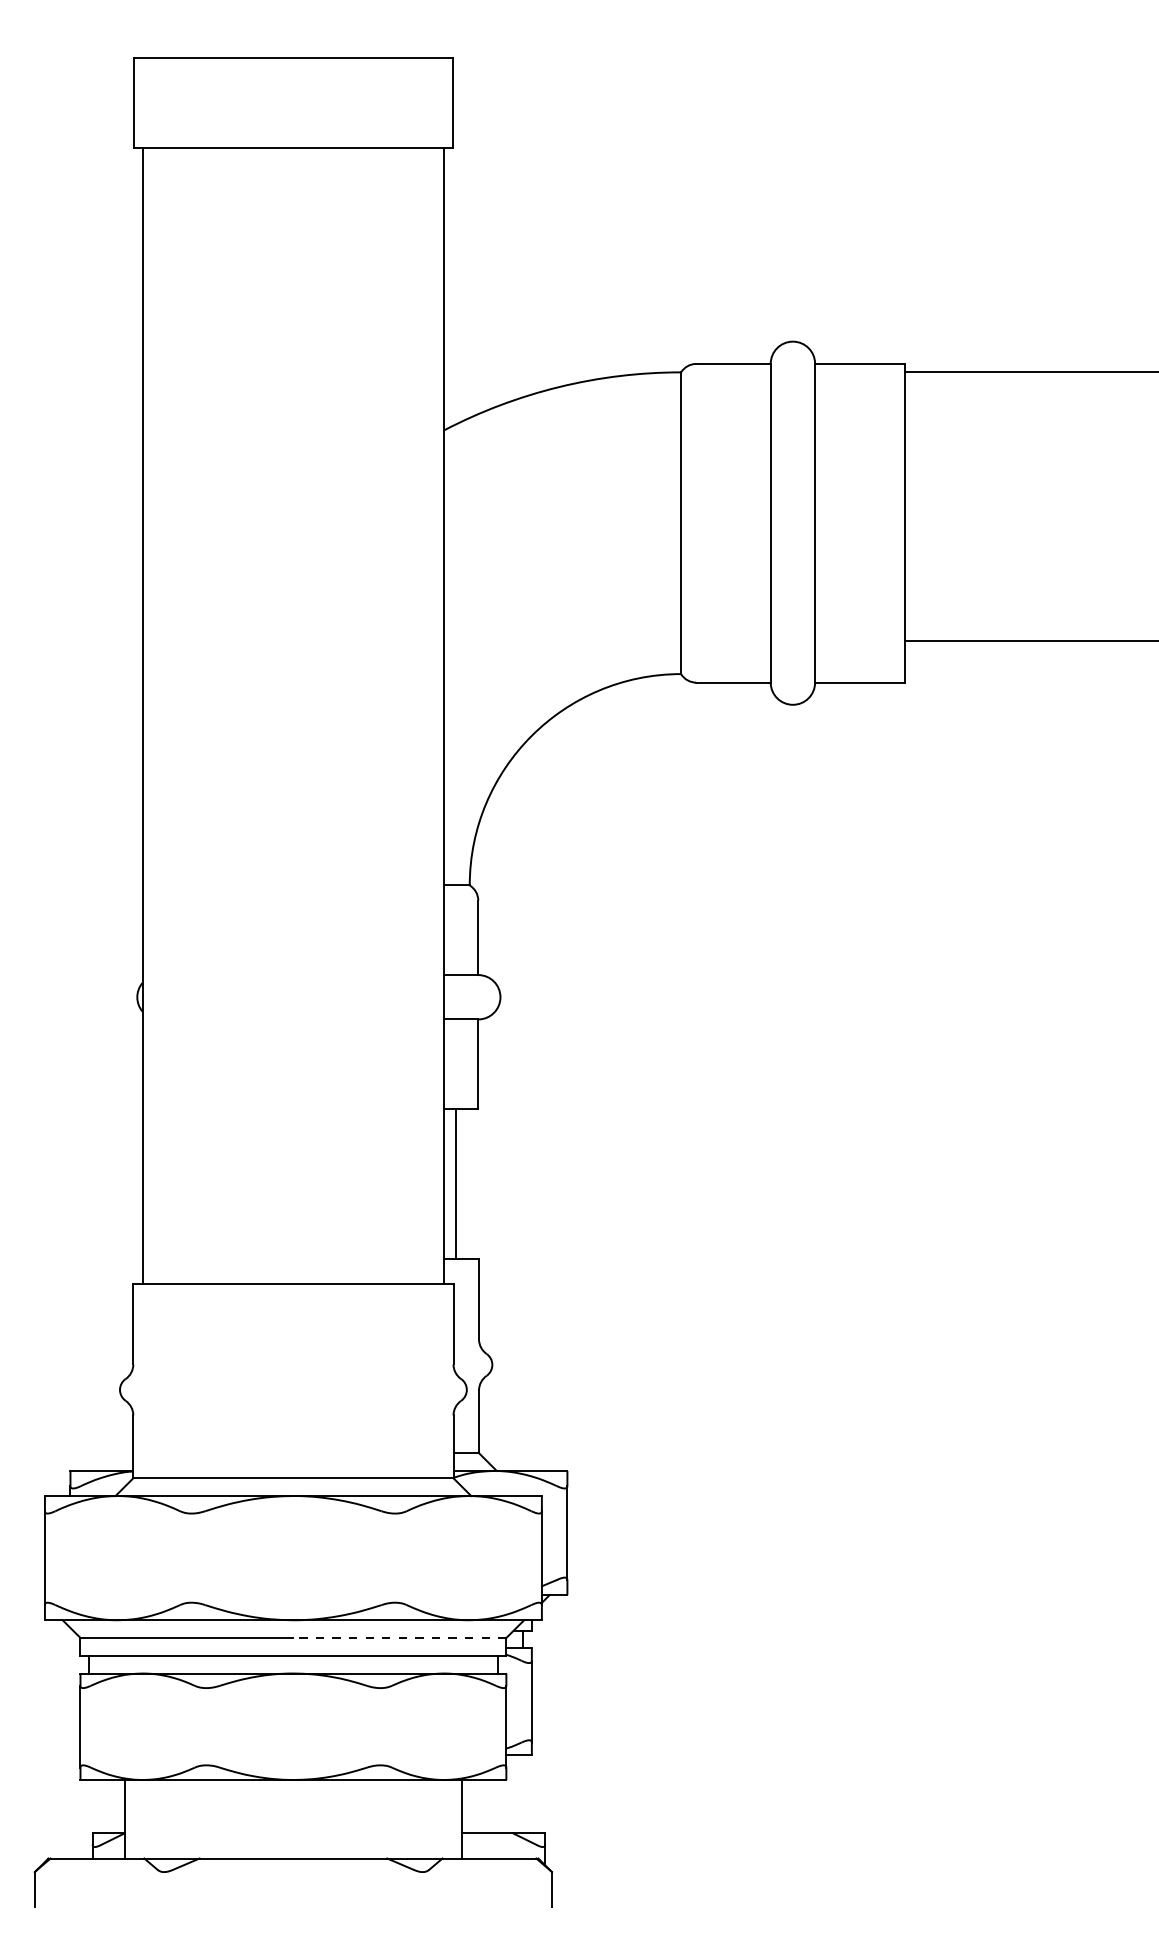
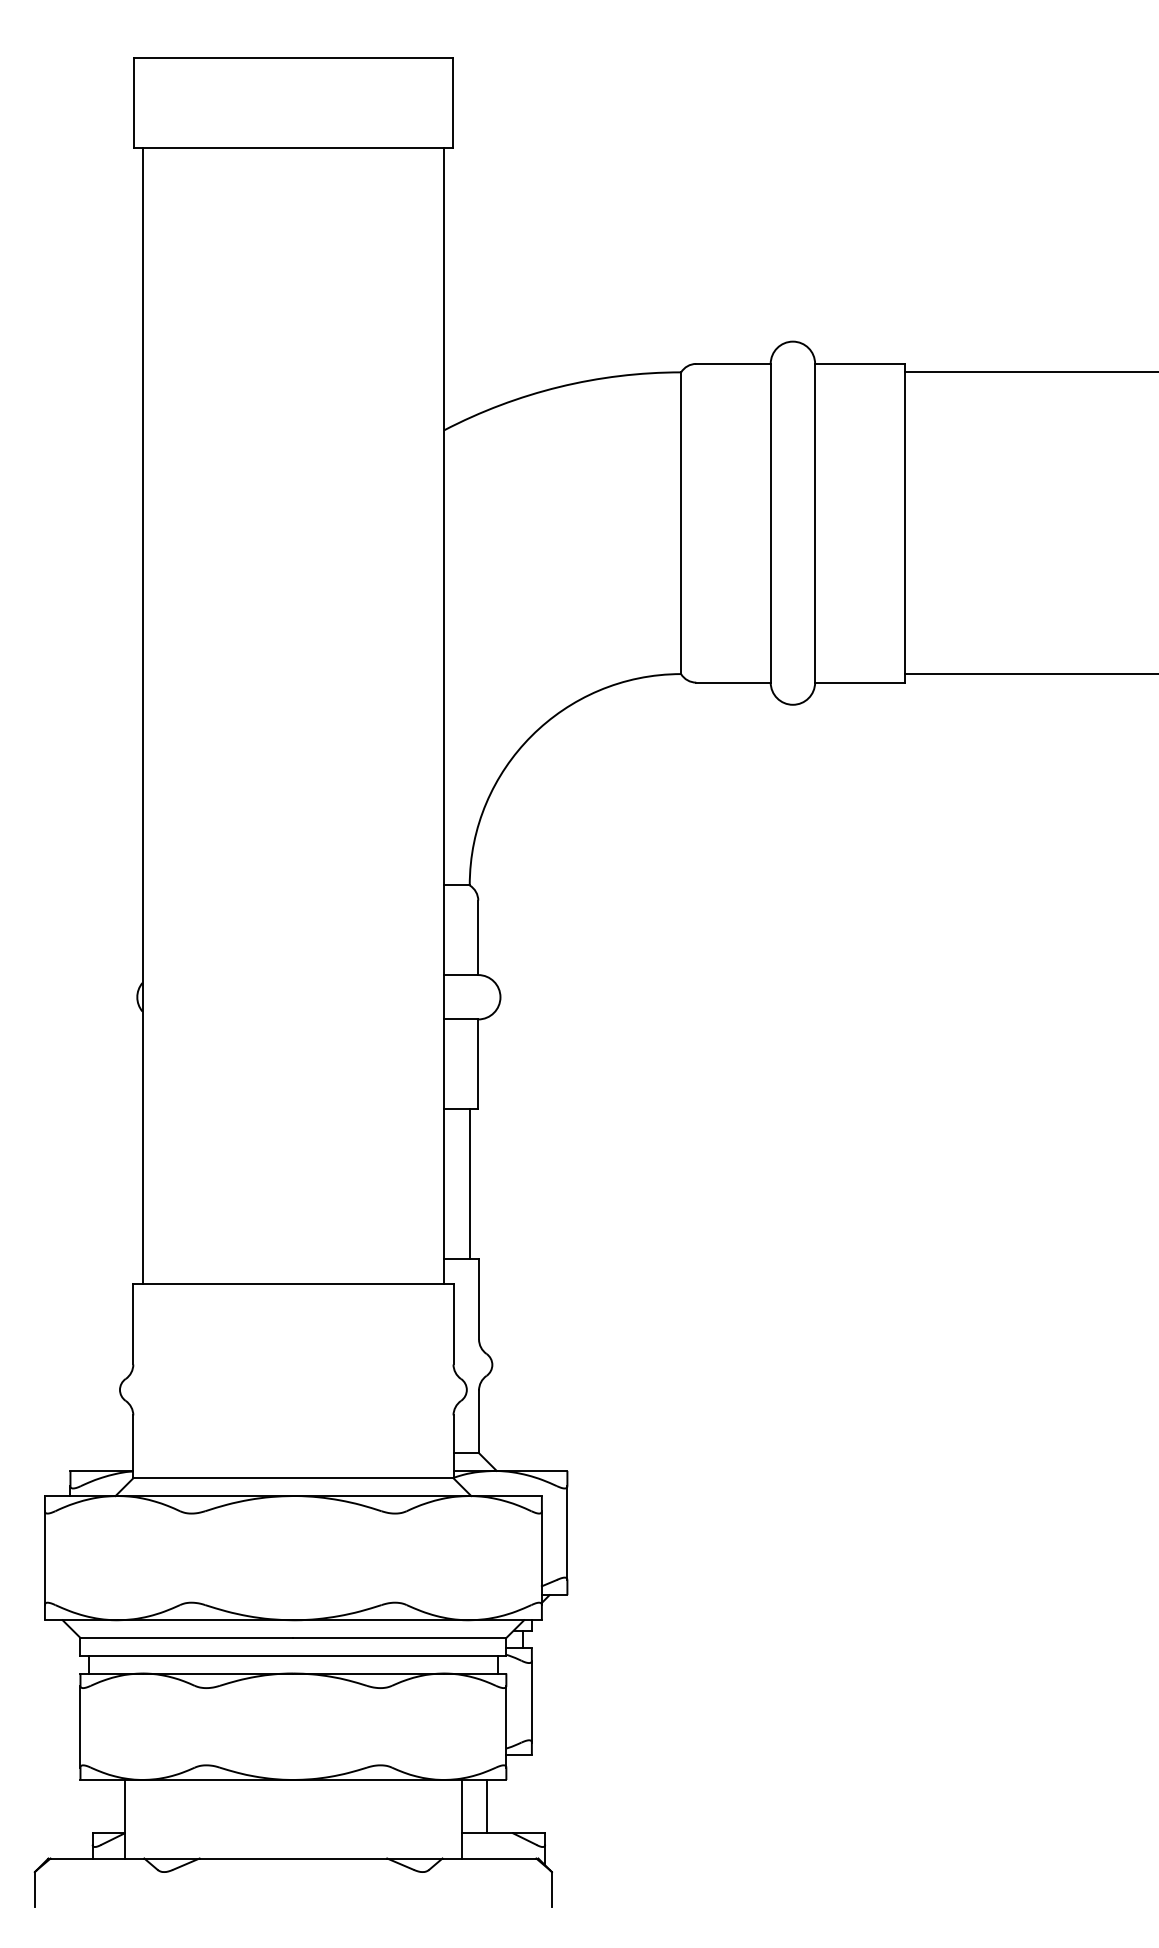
line position: (1029, 641) -> (1029, 674) (1029, 674)
line position: (455, 1183) -> (469, 1183) (469, 1183)
line: dashed -> solid (399, 1637)
line: none -> present (487, 1806)
